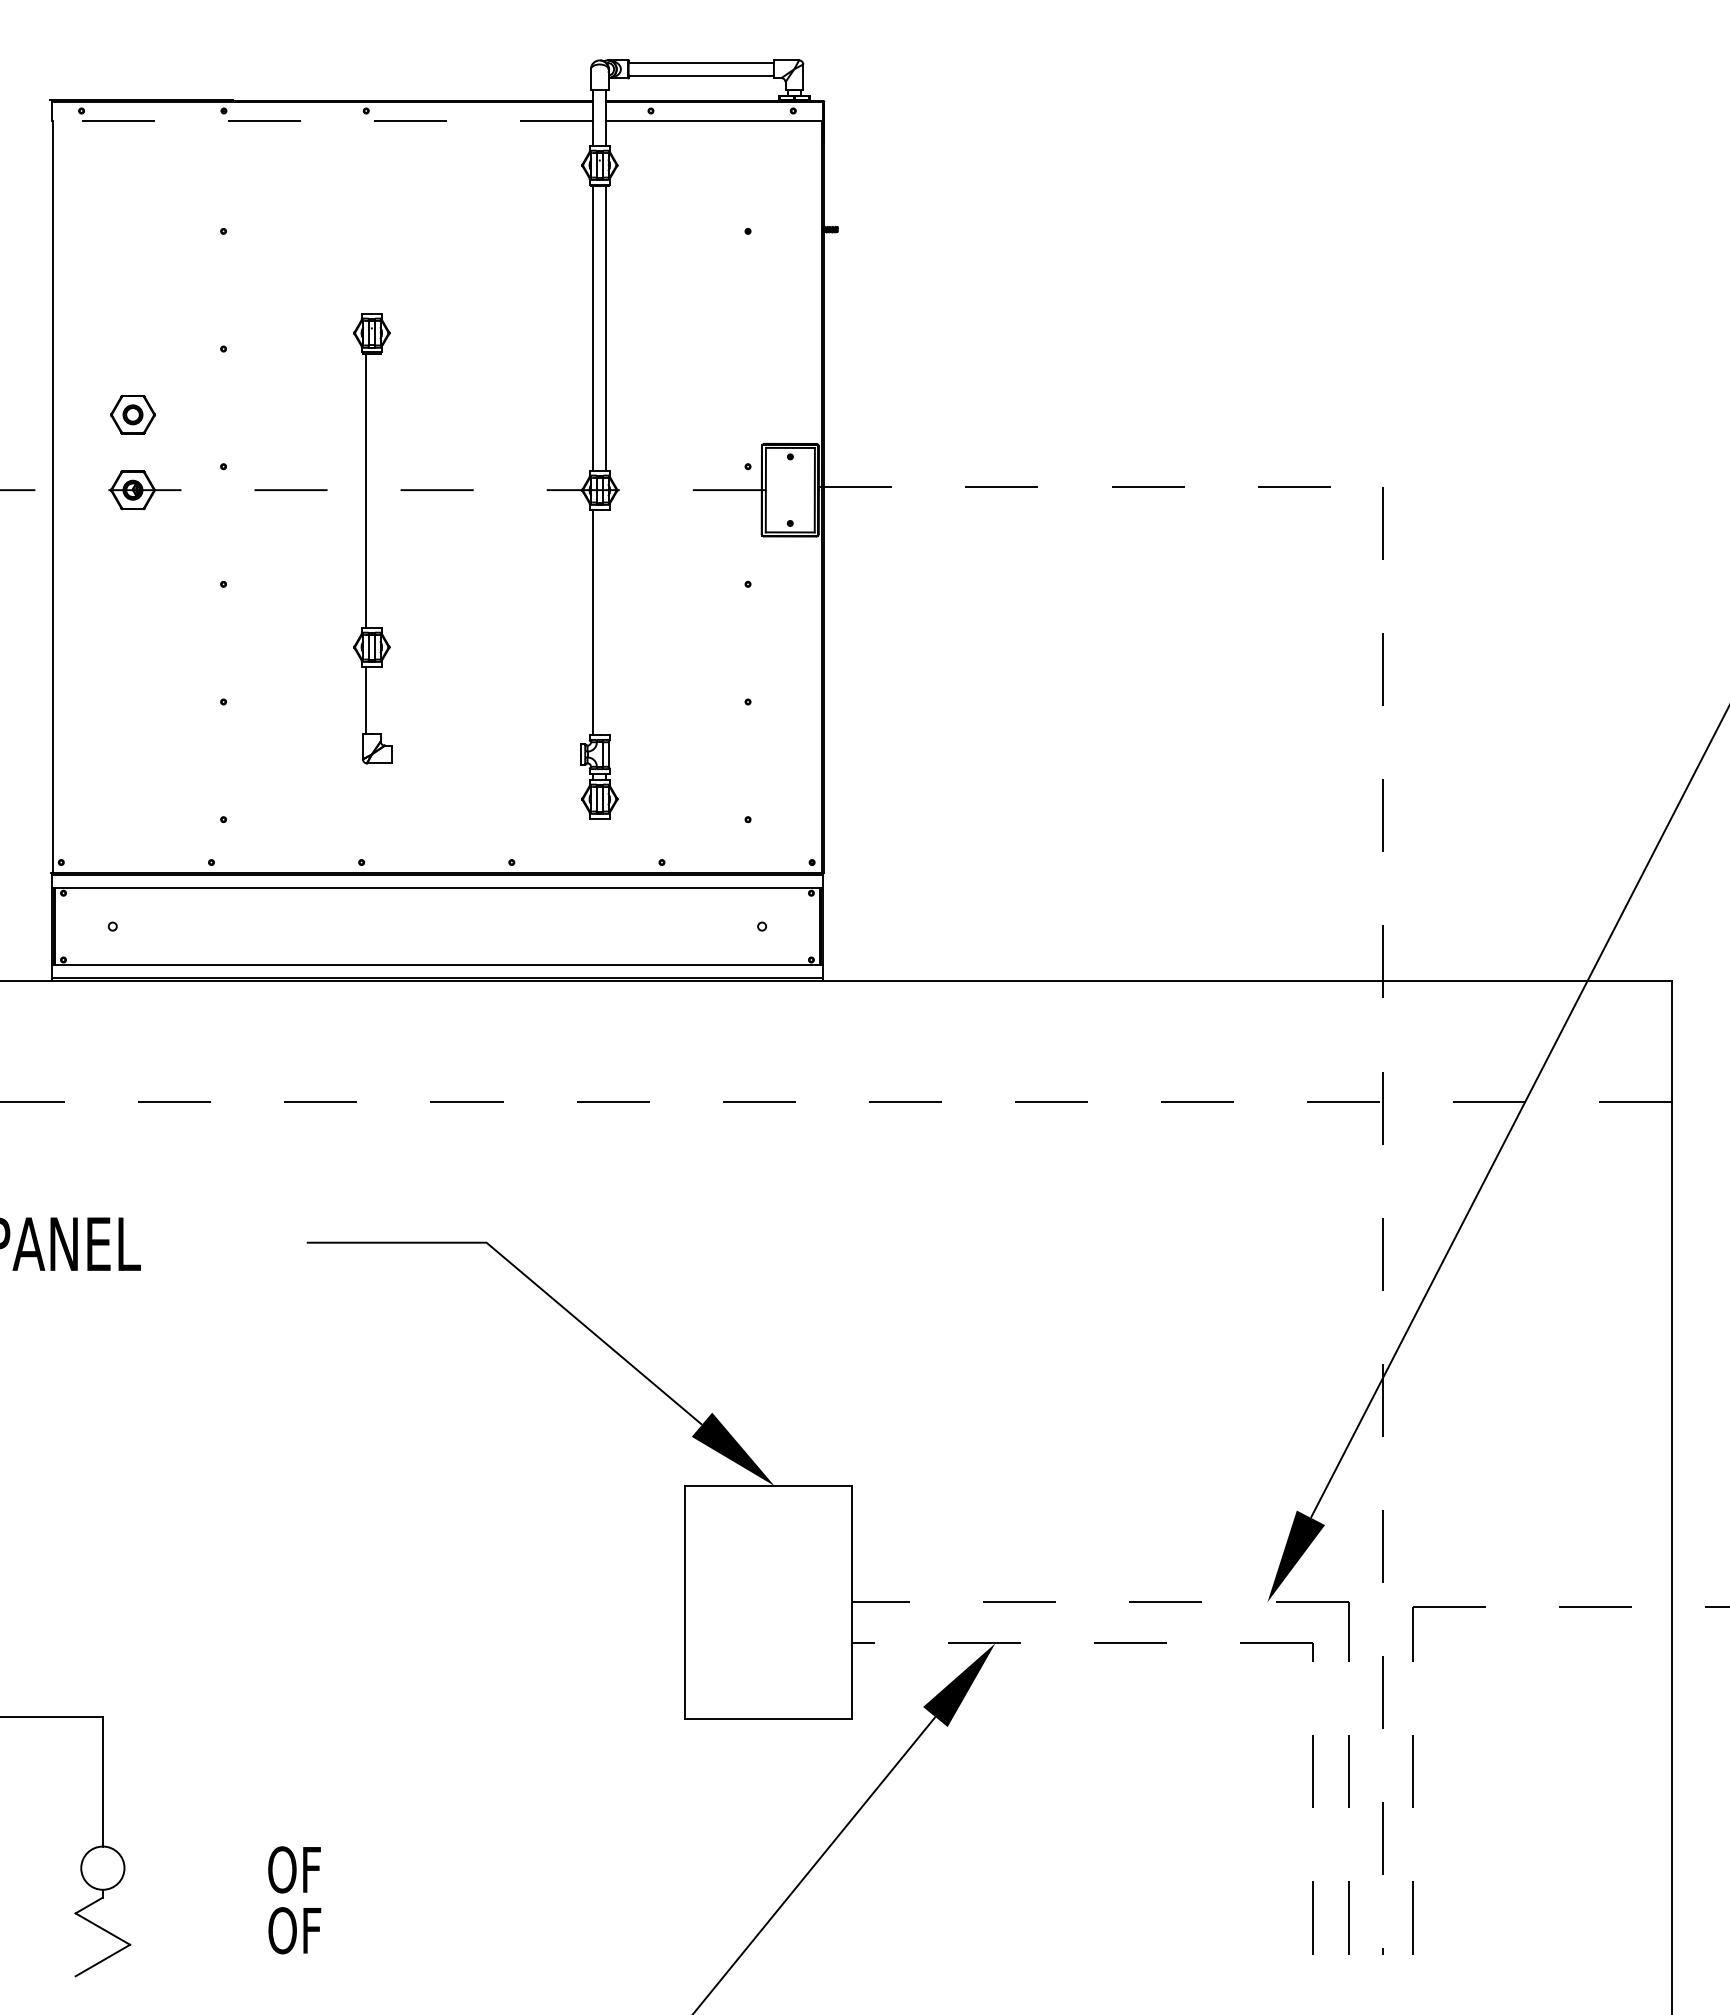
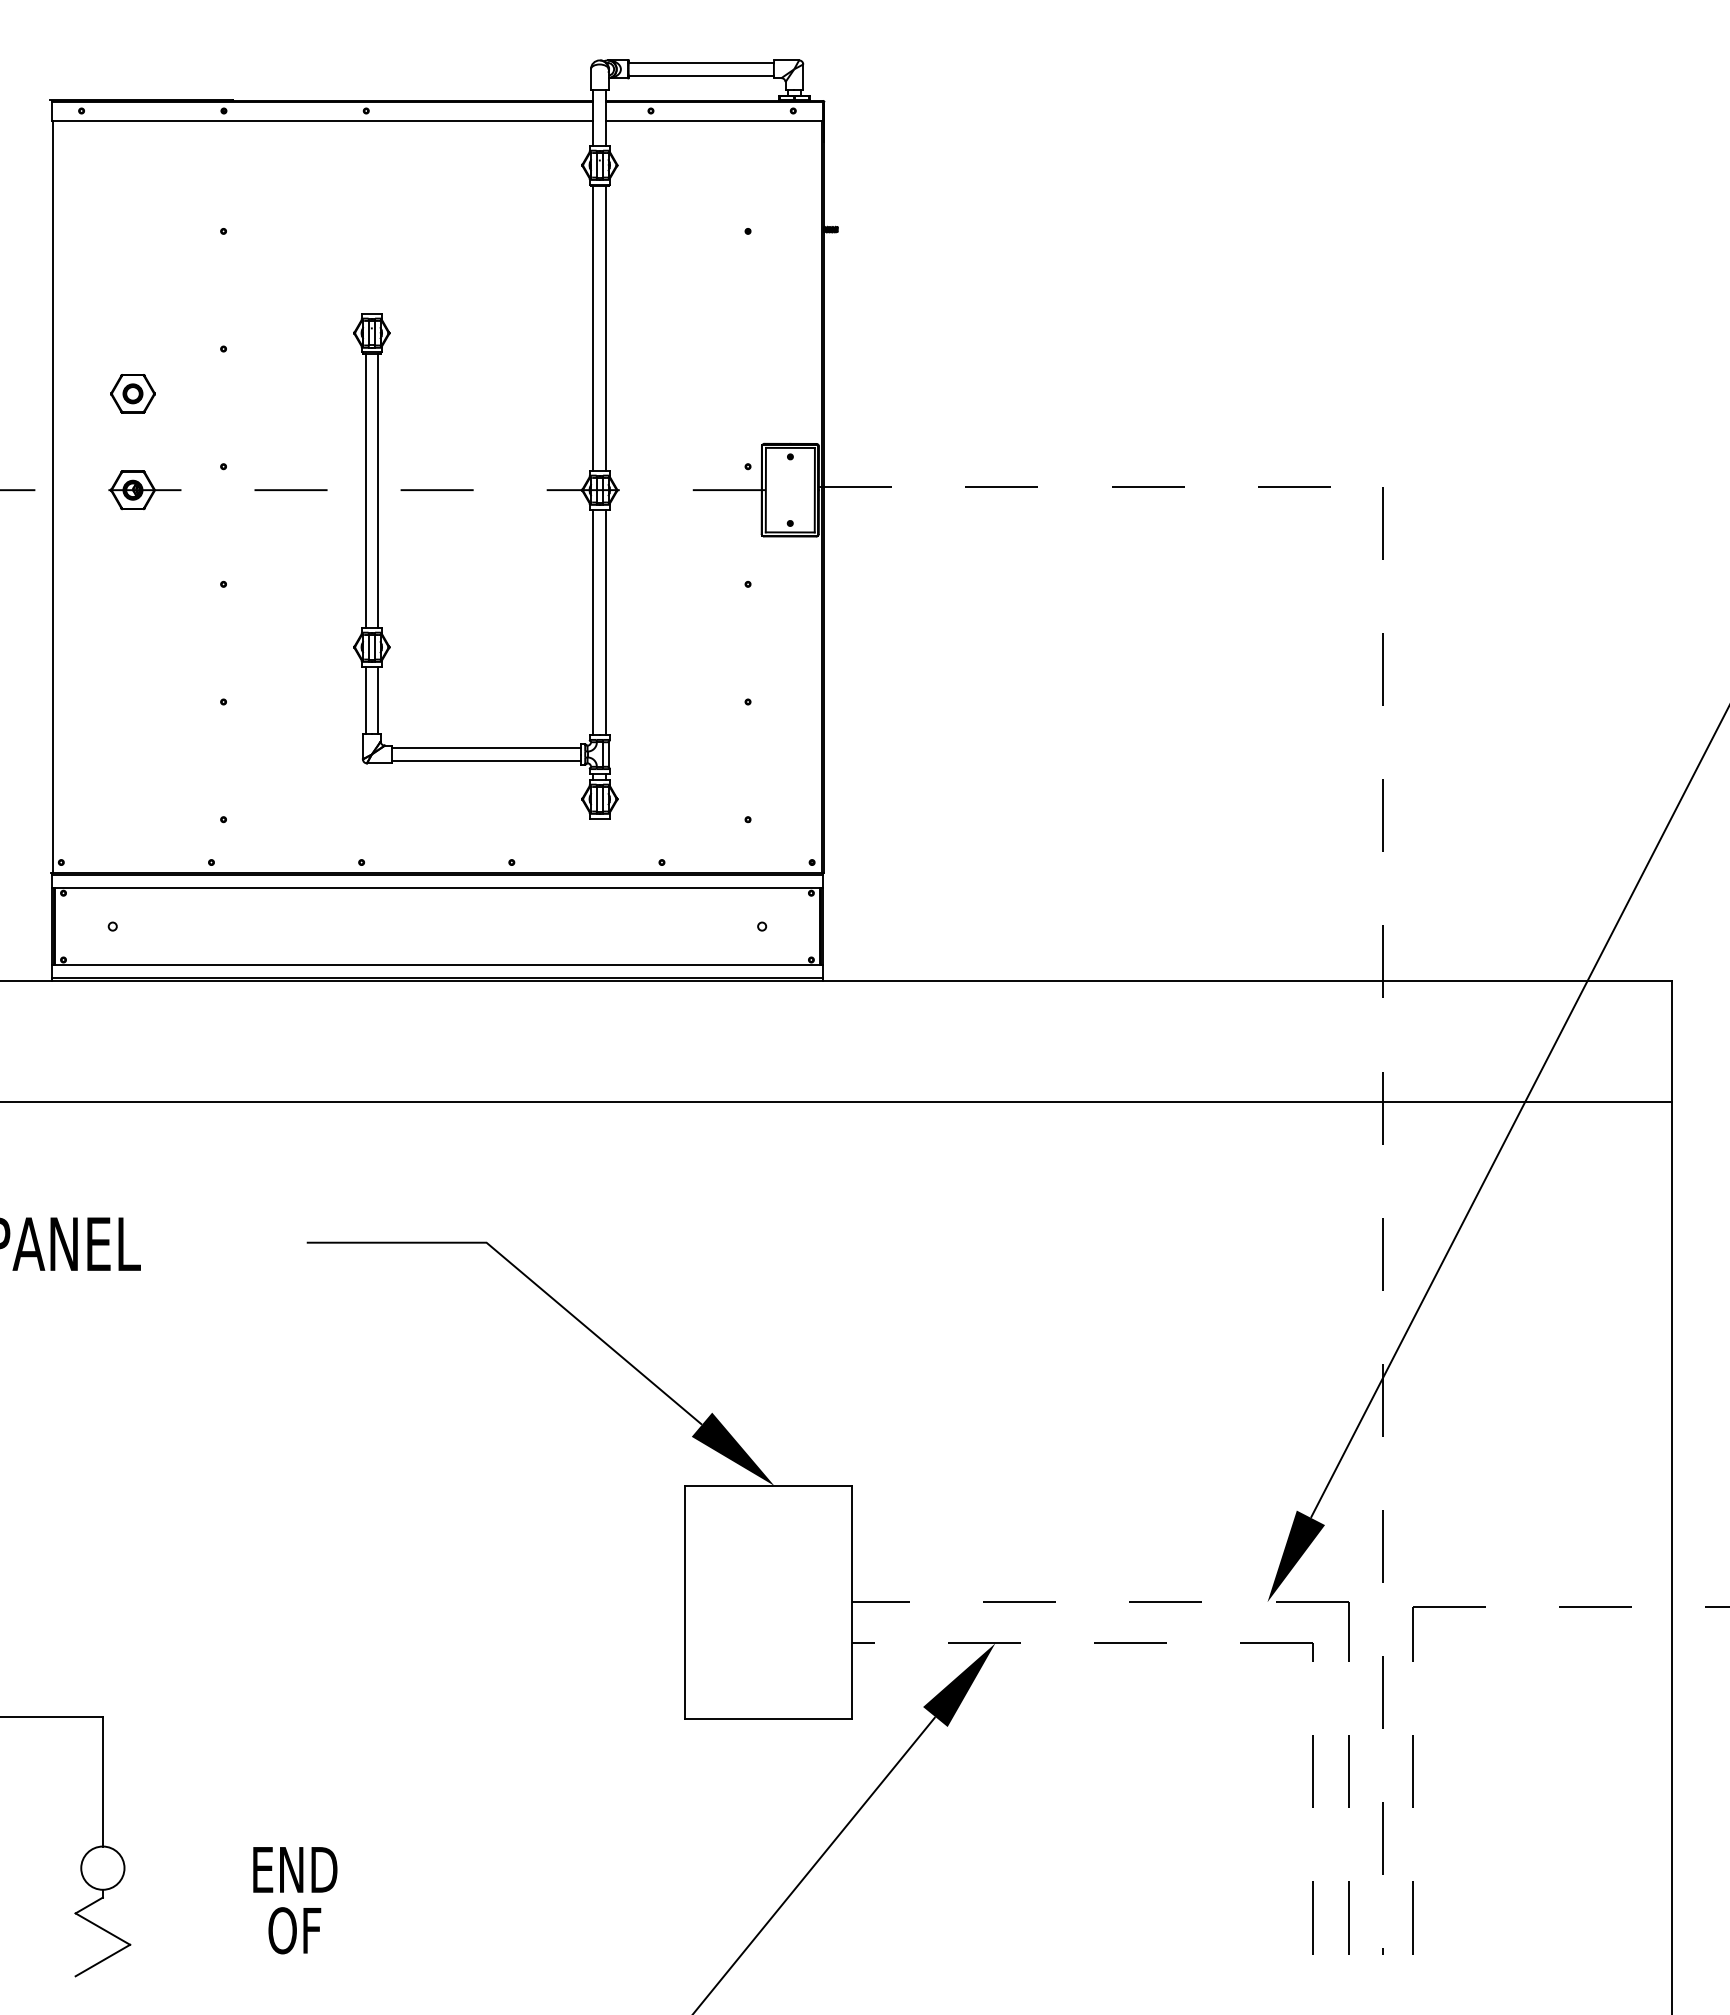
line: dashed -> solid (322, 121)
part position: (132, 414) -> (132, 393) (132, 393)
line: none -> present (378, 490)
line: none -> present (606, 622)
line: none -> present (378, 700)
line: none -> present (486, 748)
line: none -> present (486, 760)
line: dashed -> solid (836, 1102)
text: OF -> END (295, 1869)
